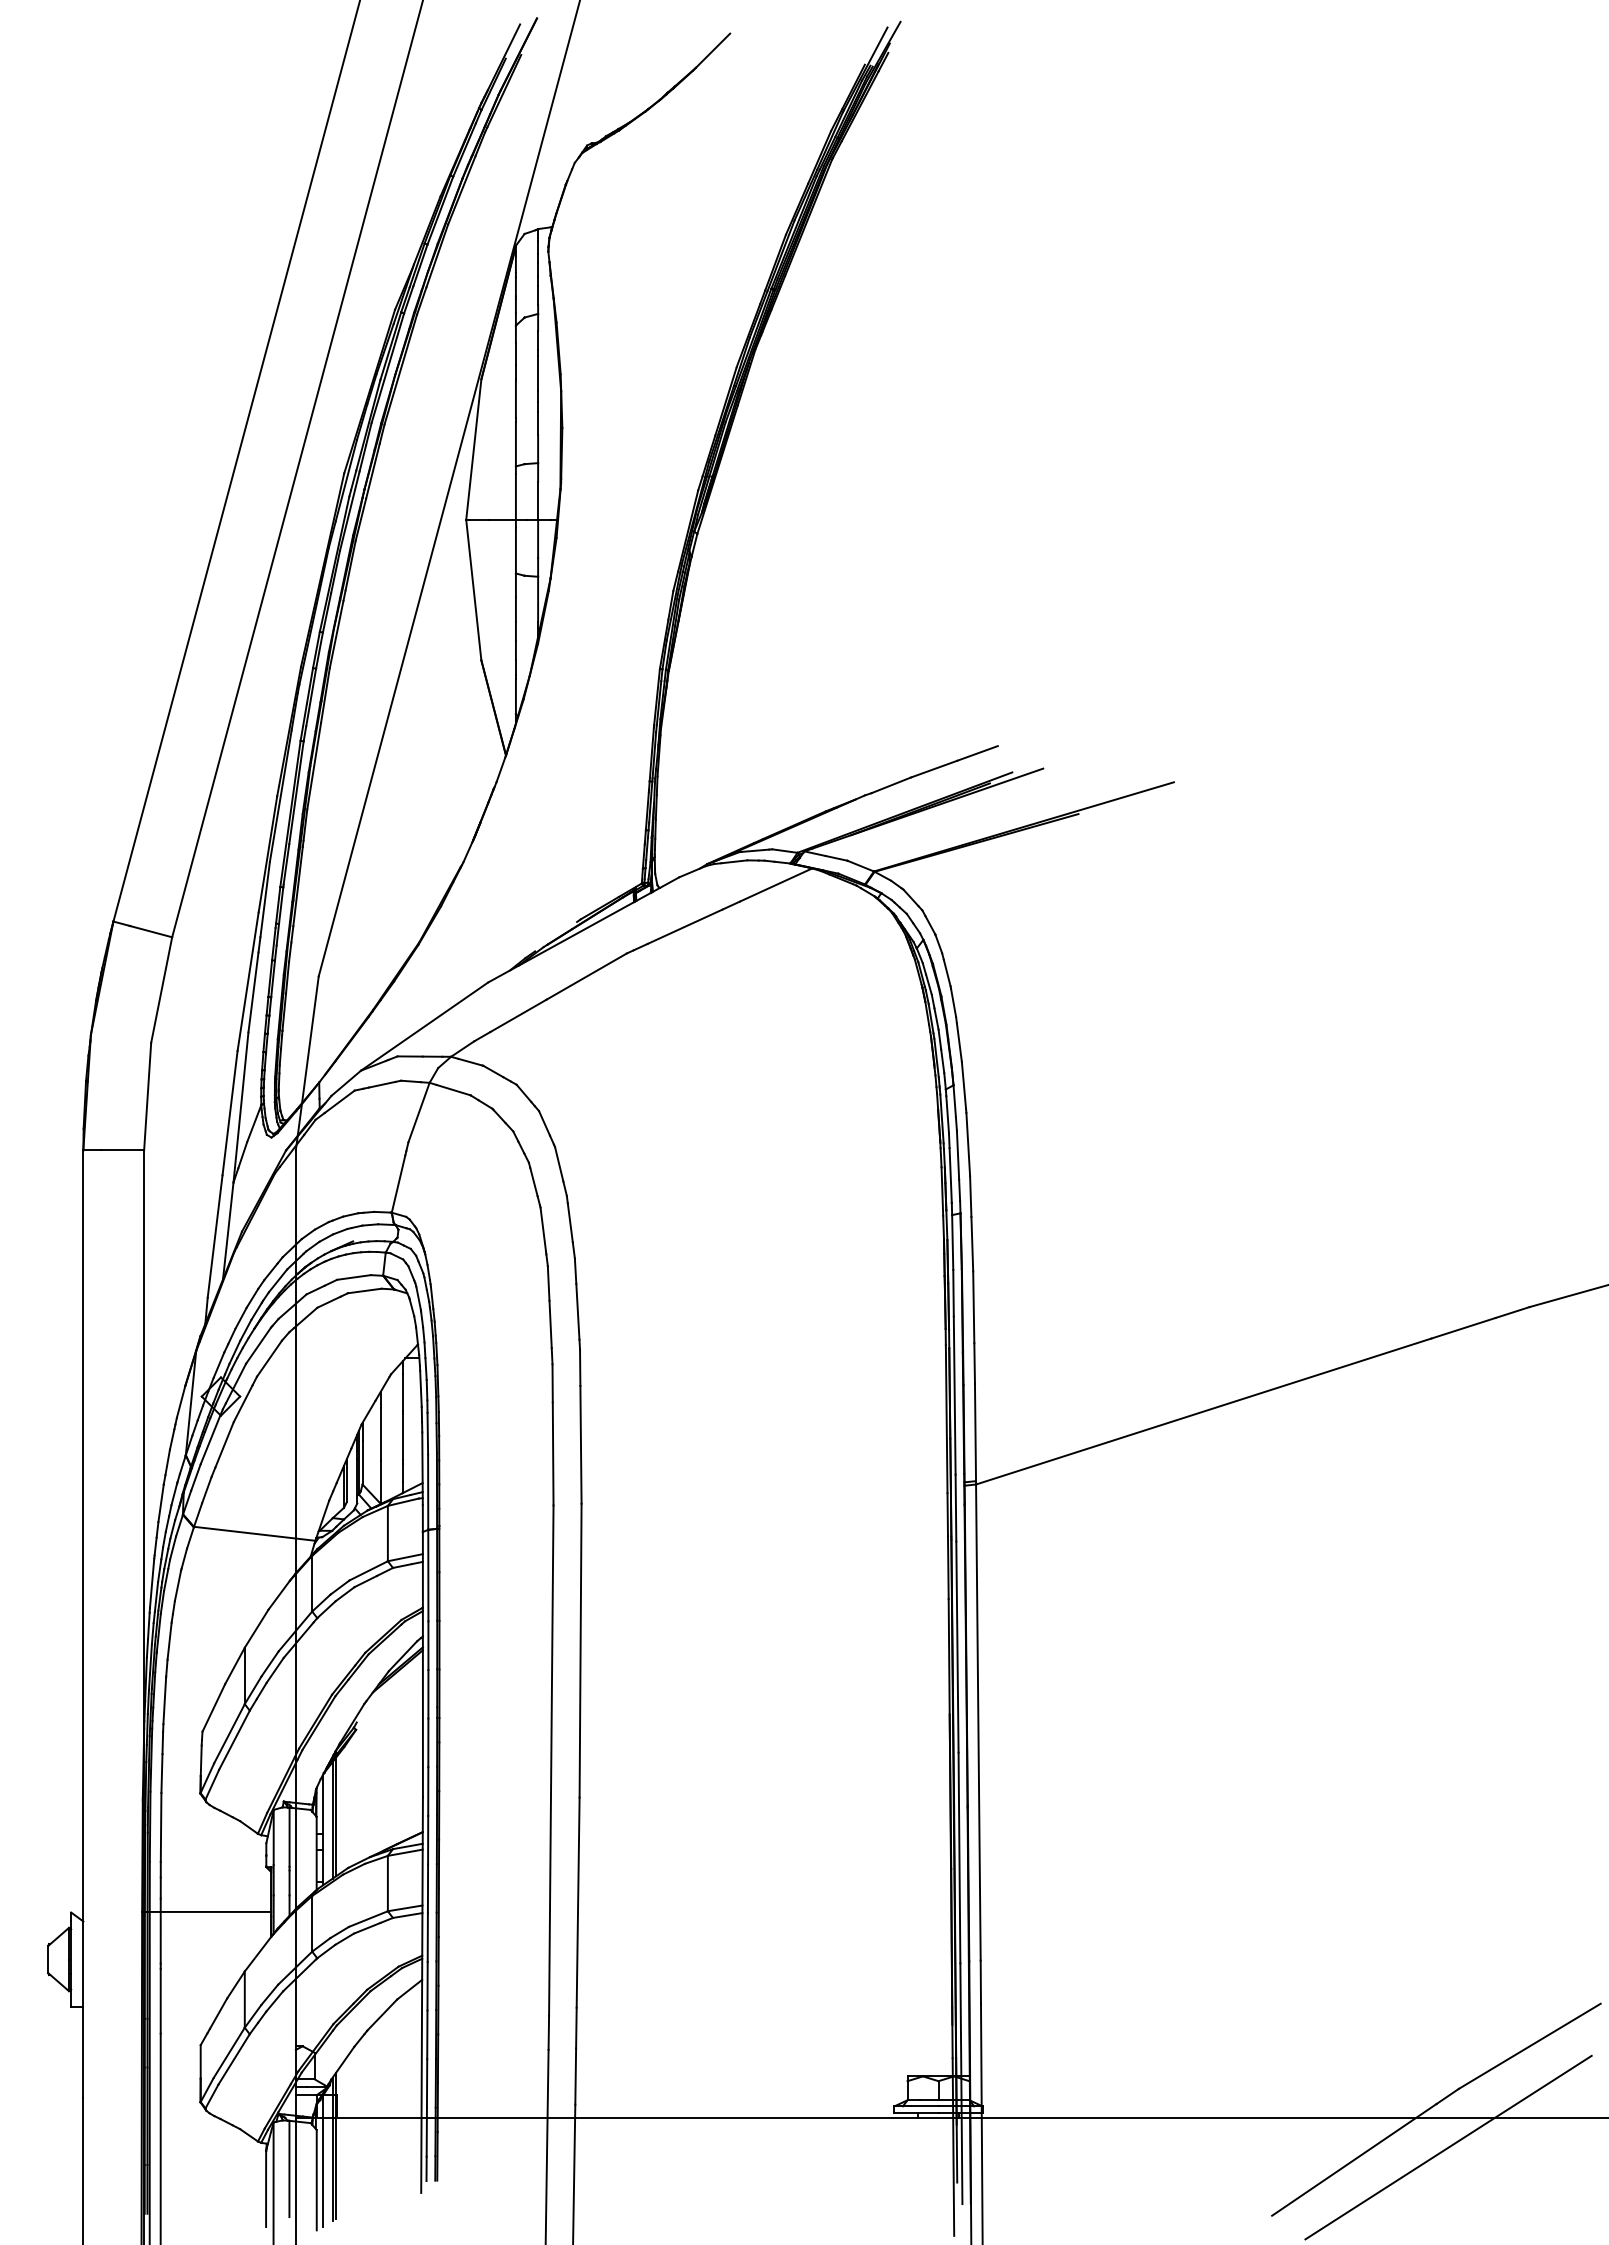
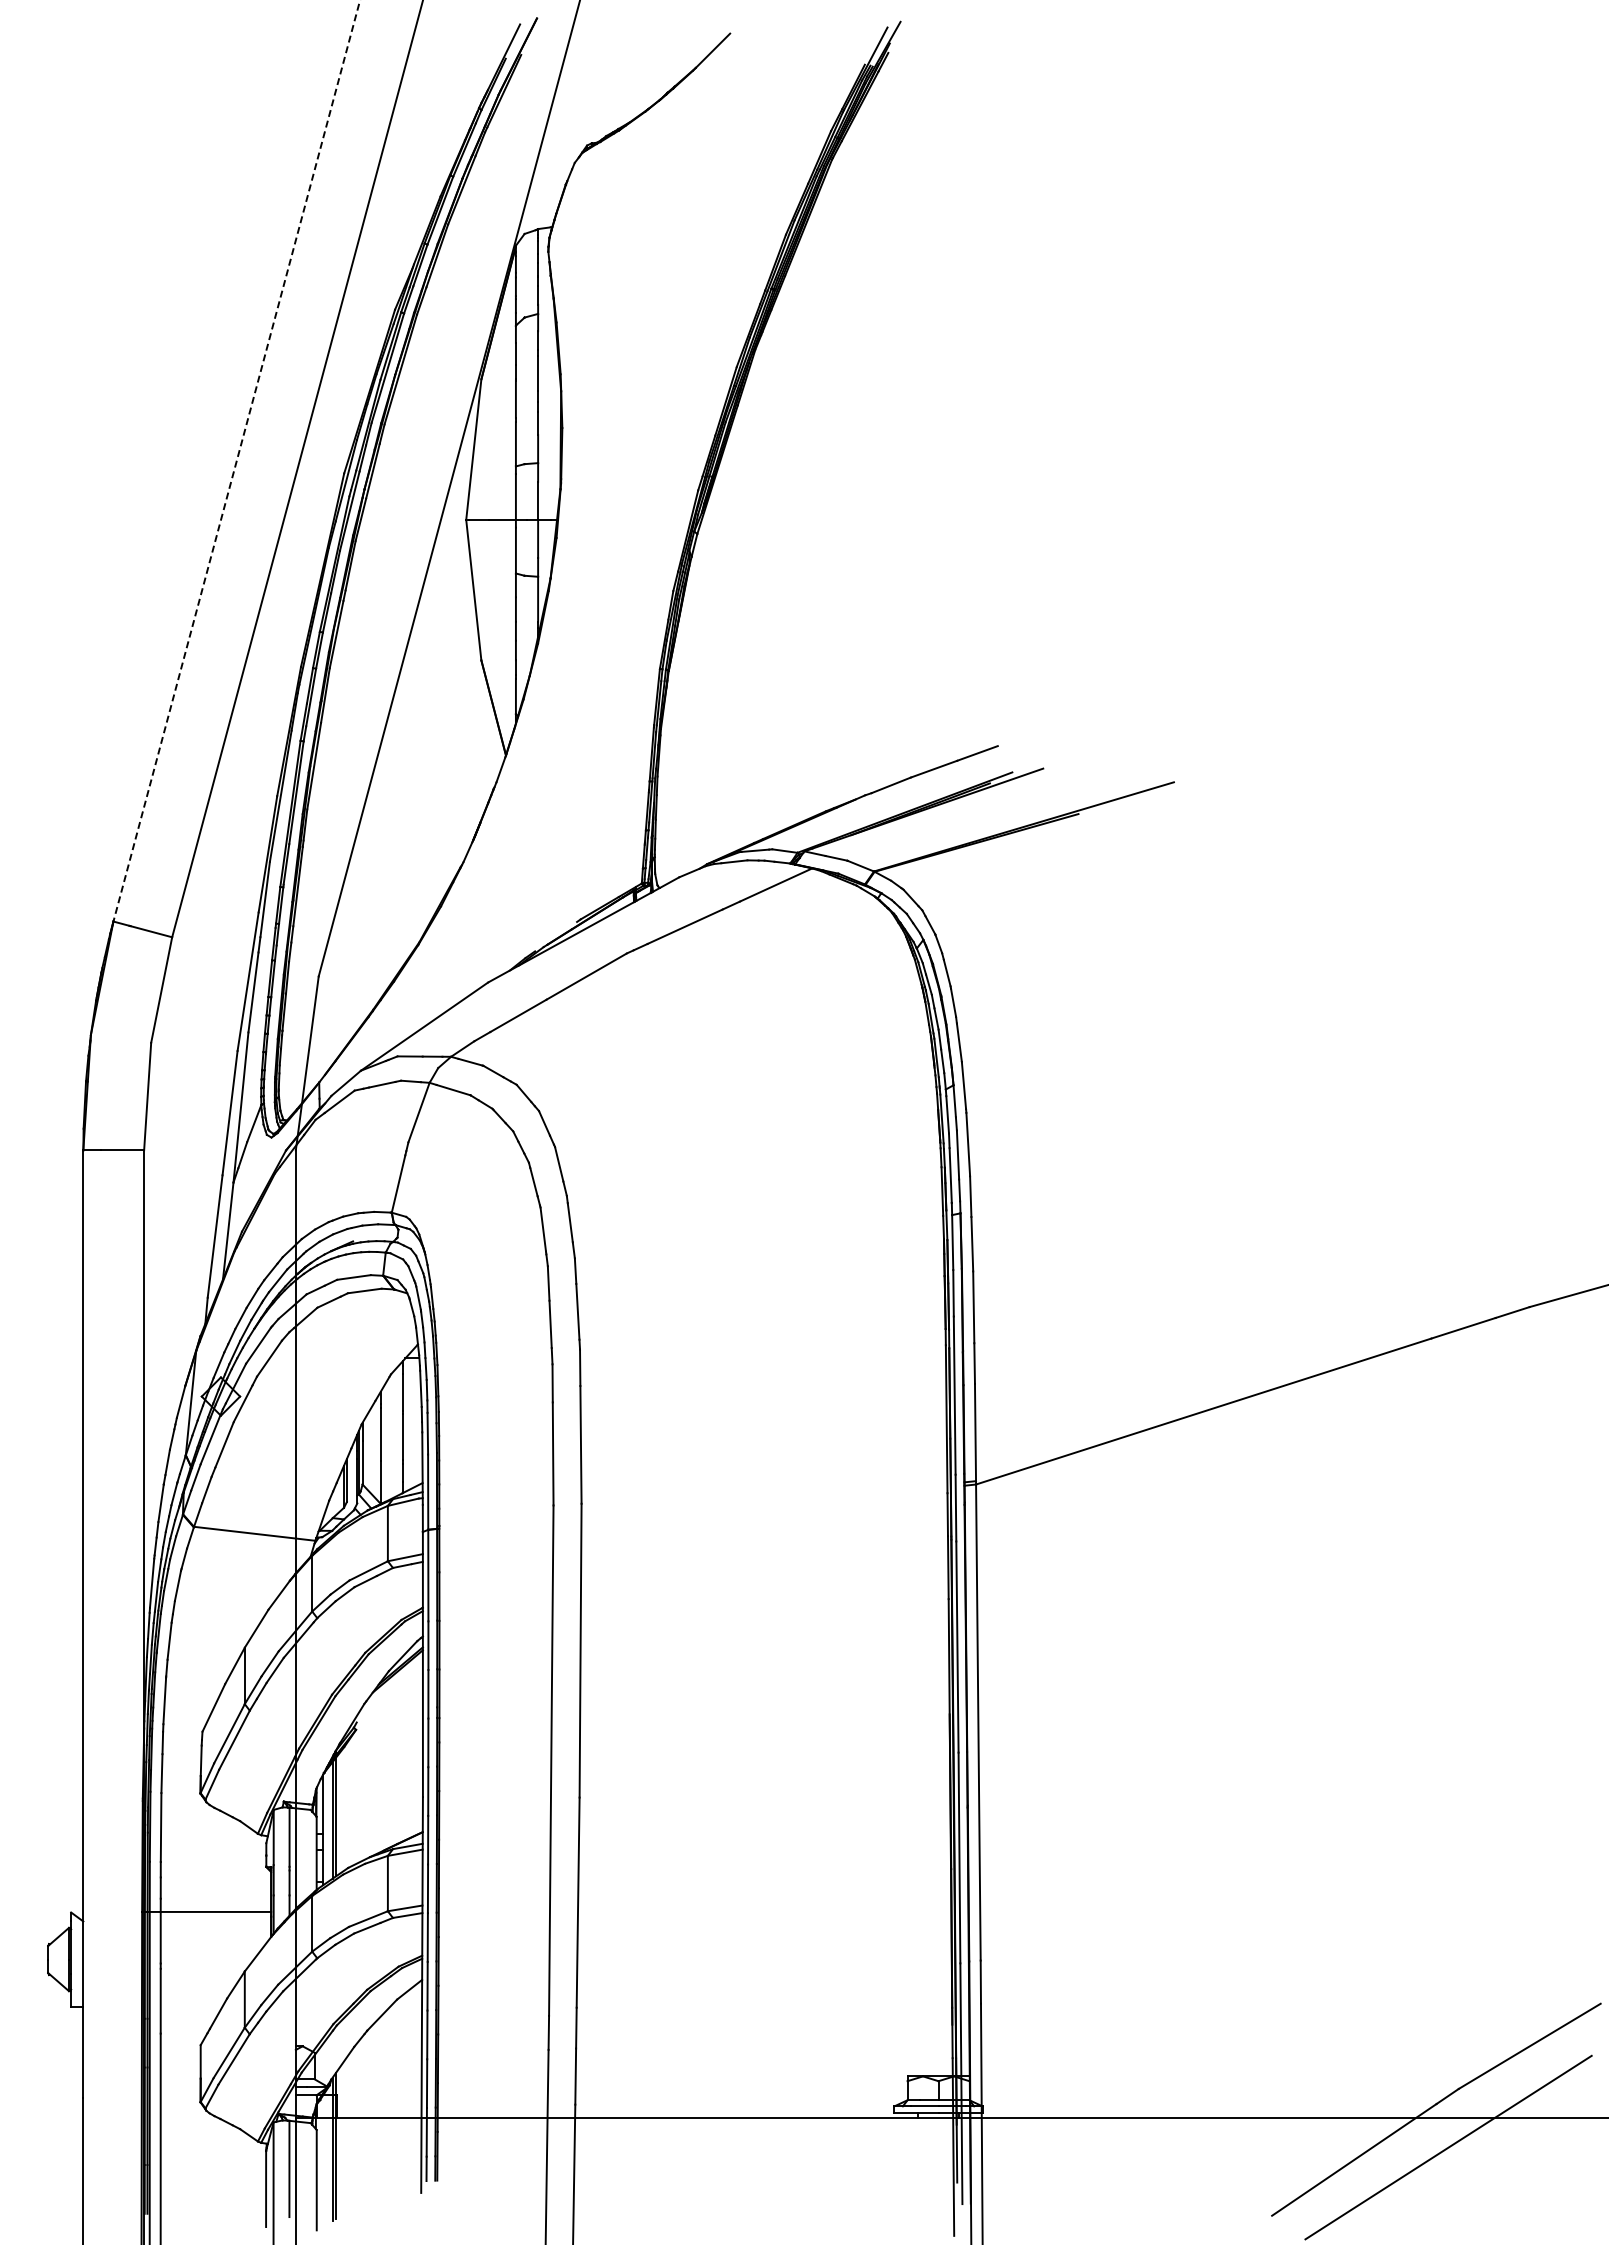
line: solid -> dashed (236, 461)
line: present -> none (322, 2160)
